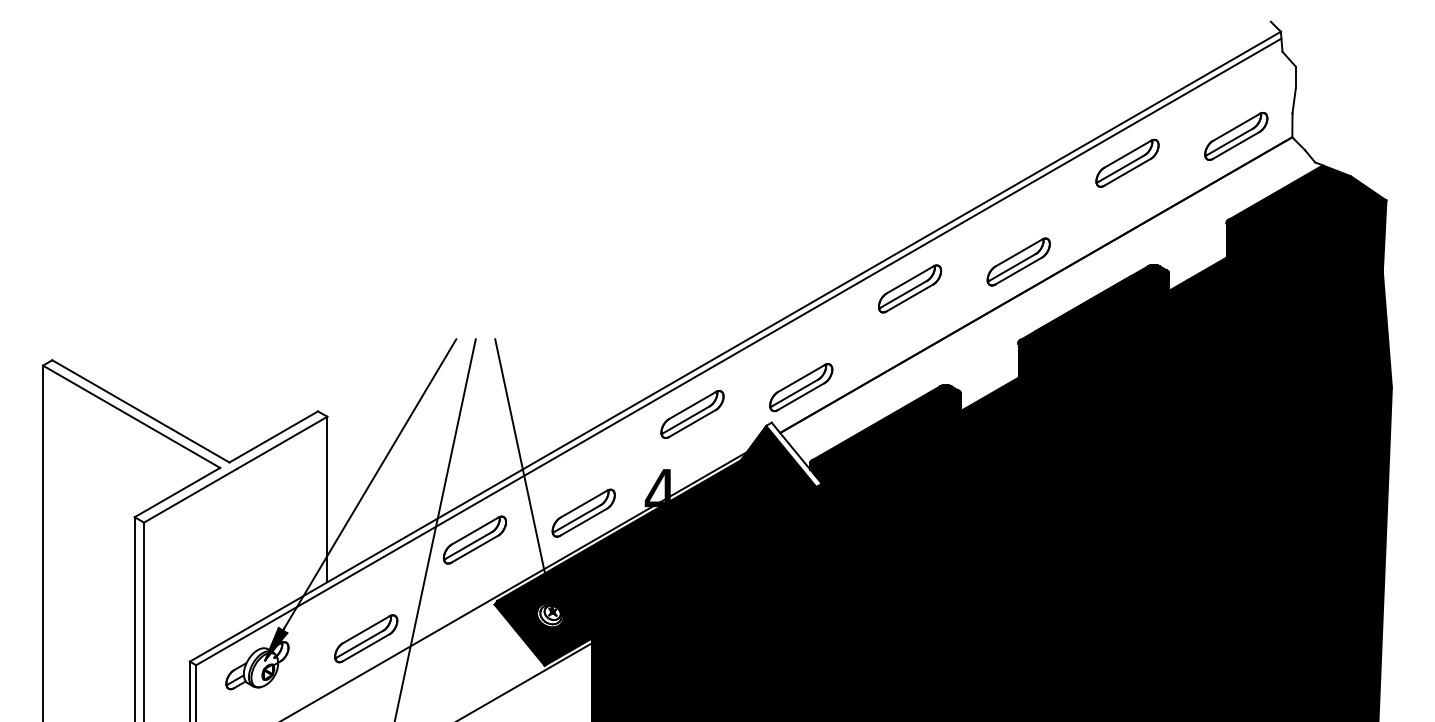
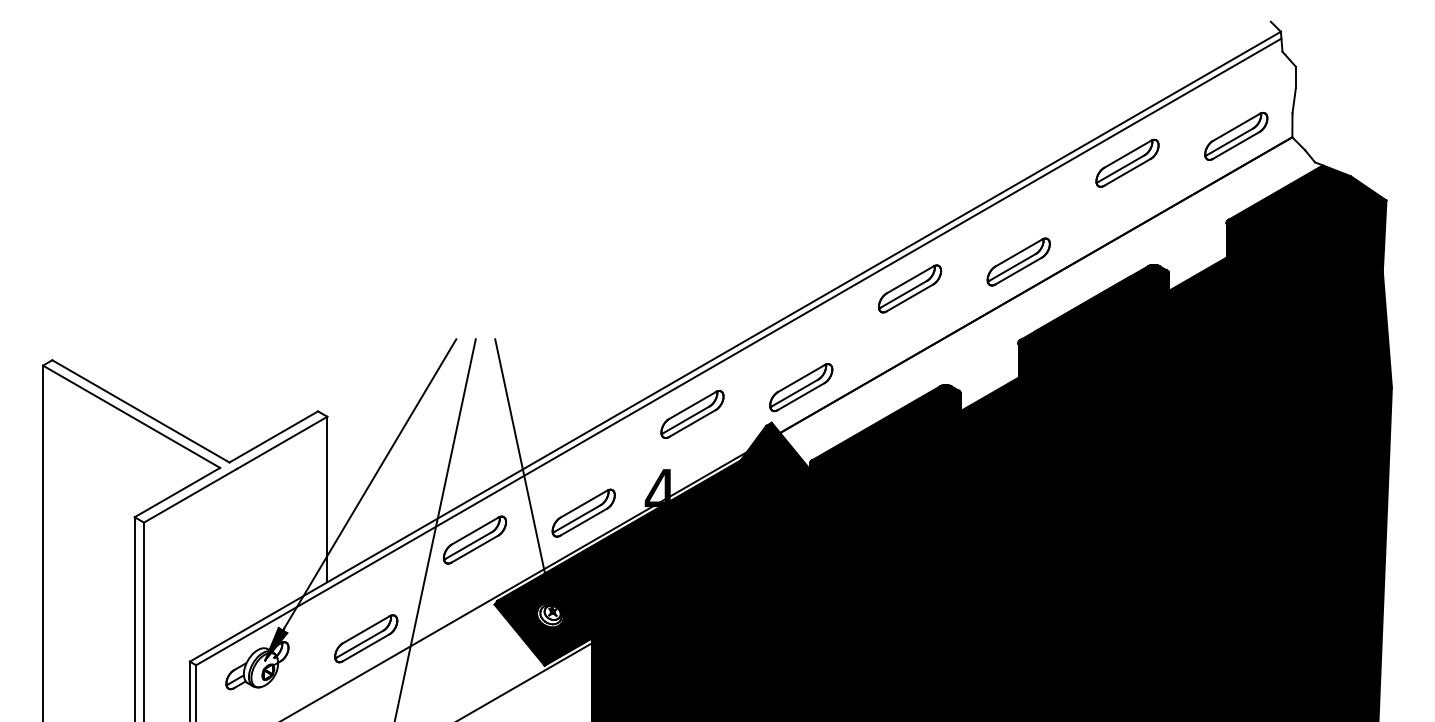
fill: none -> present (793, 454)
